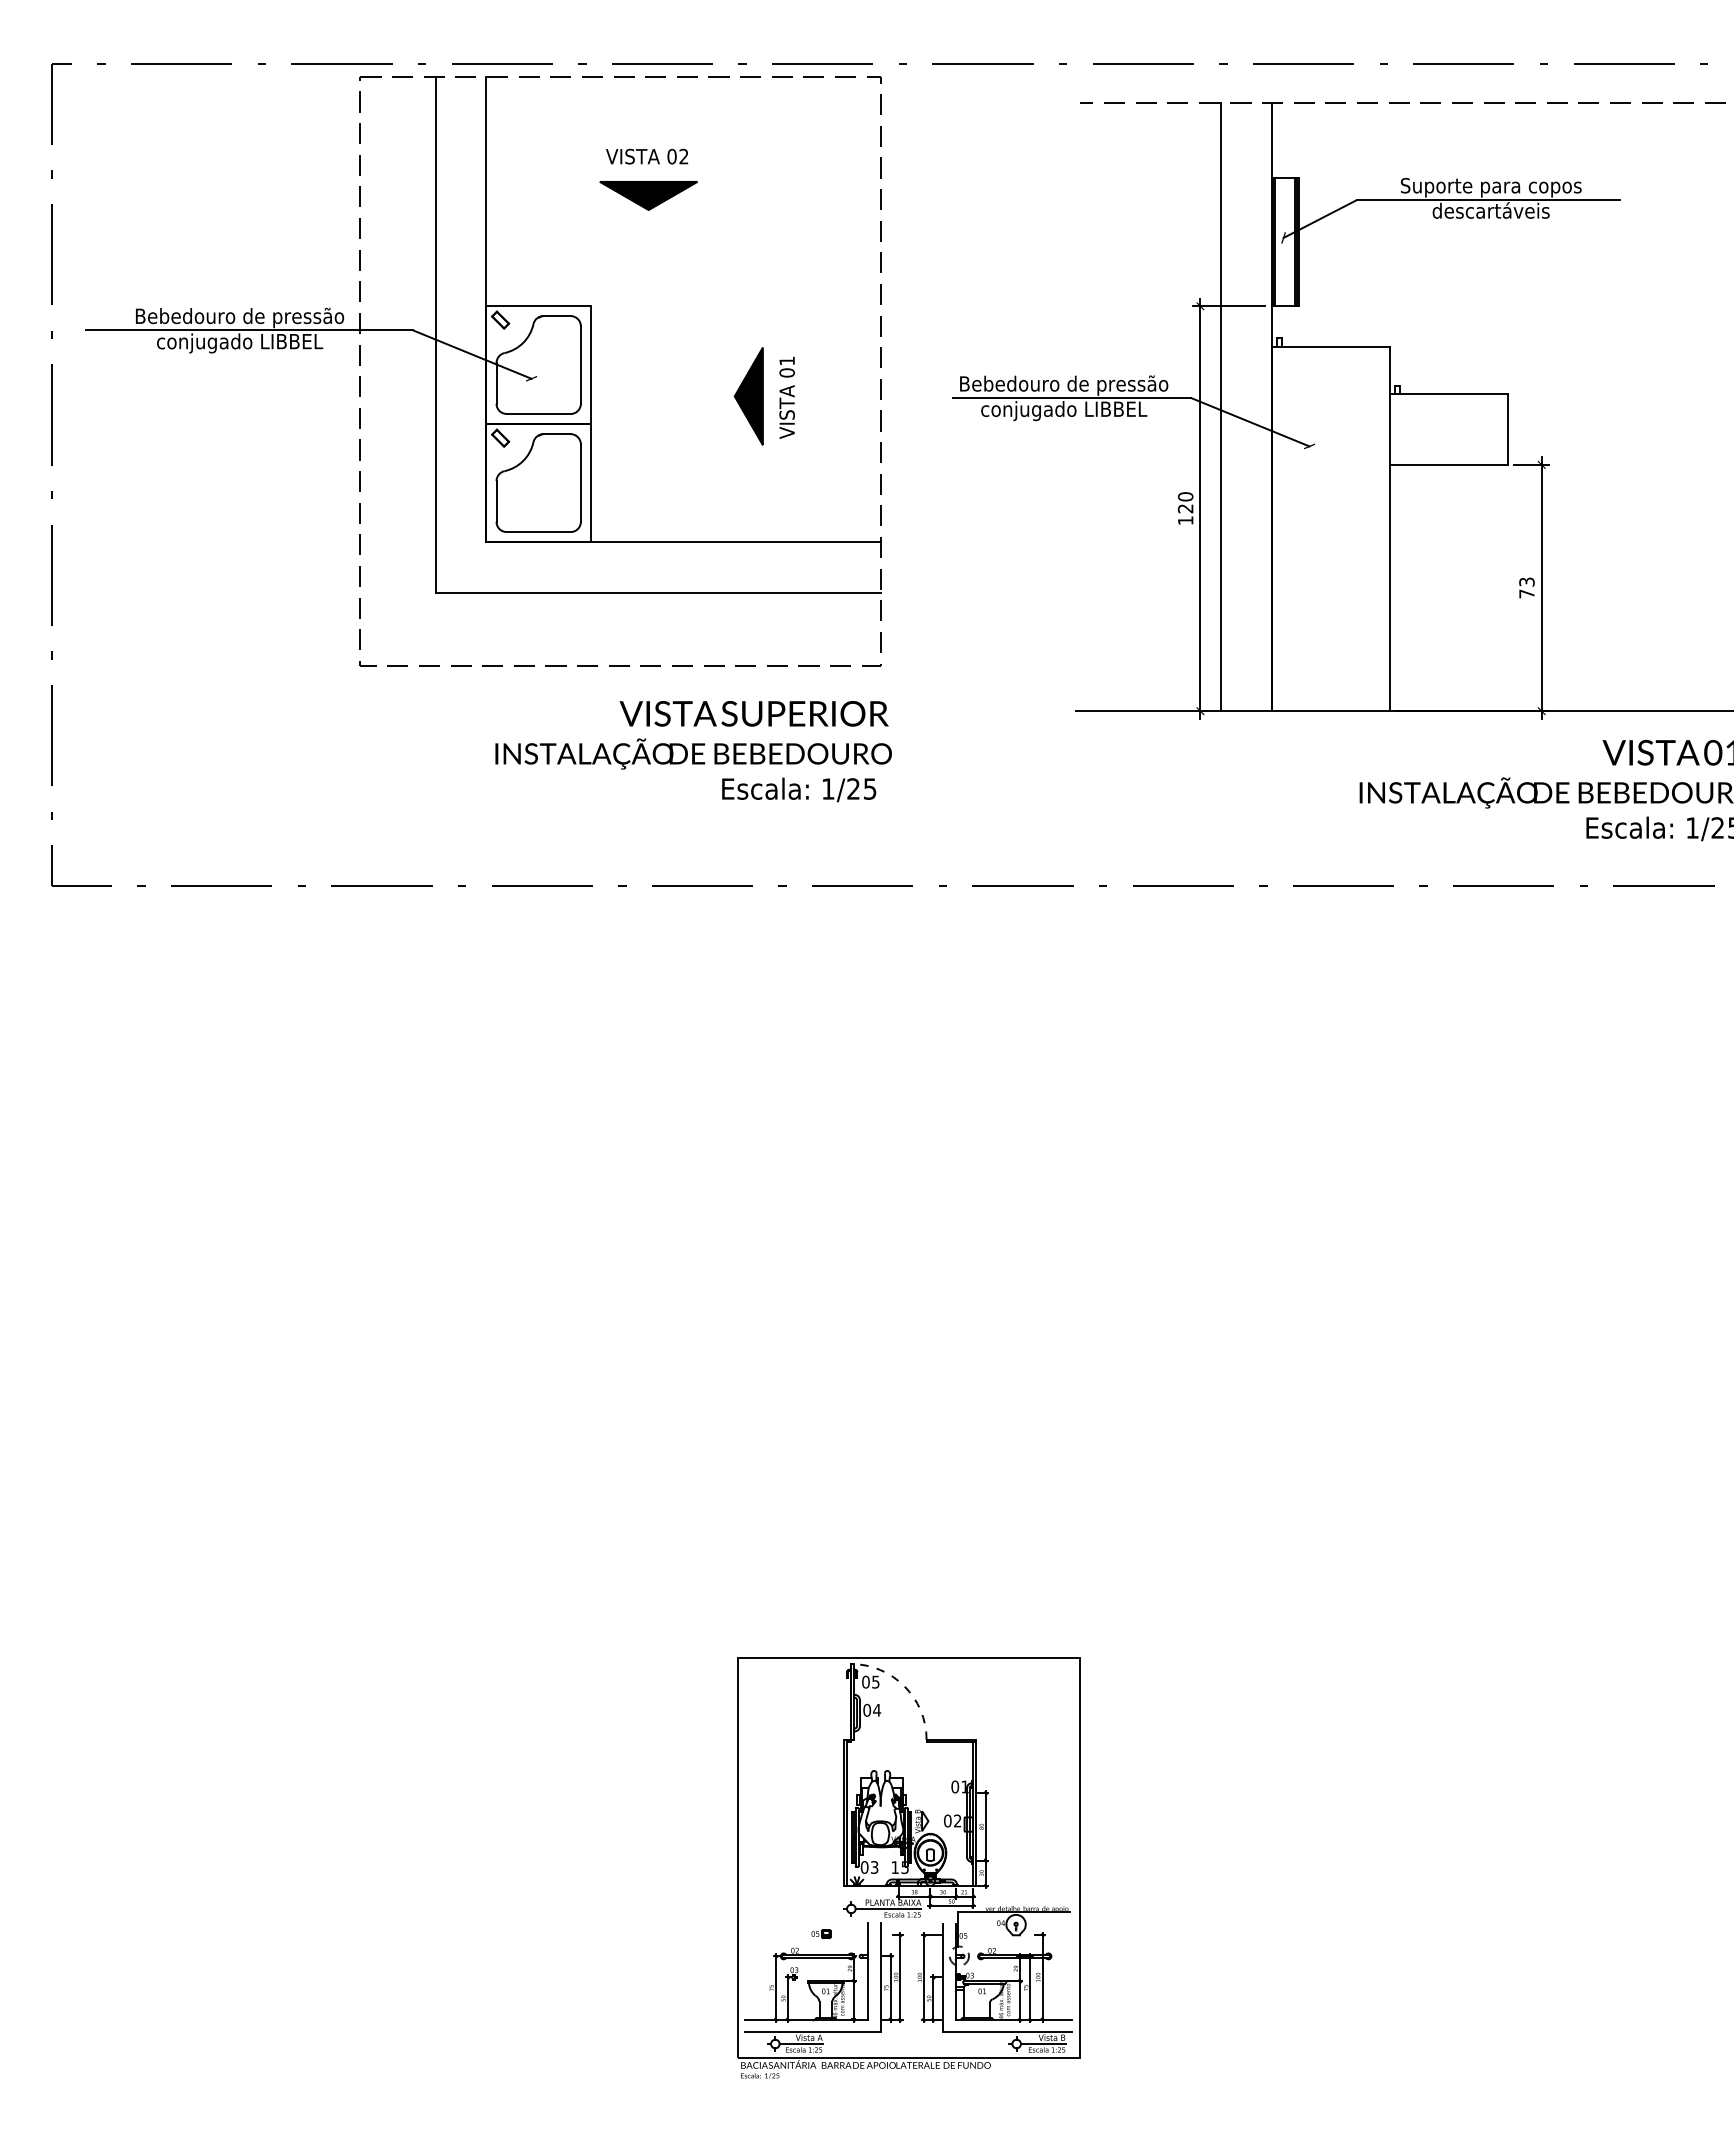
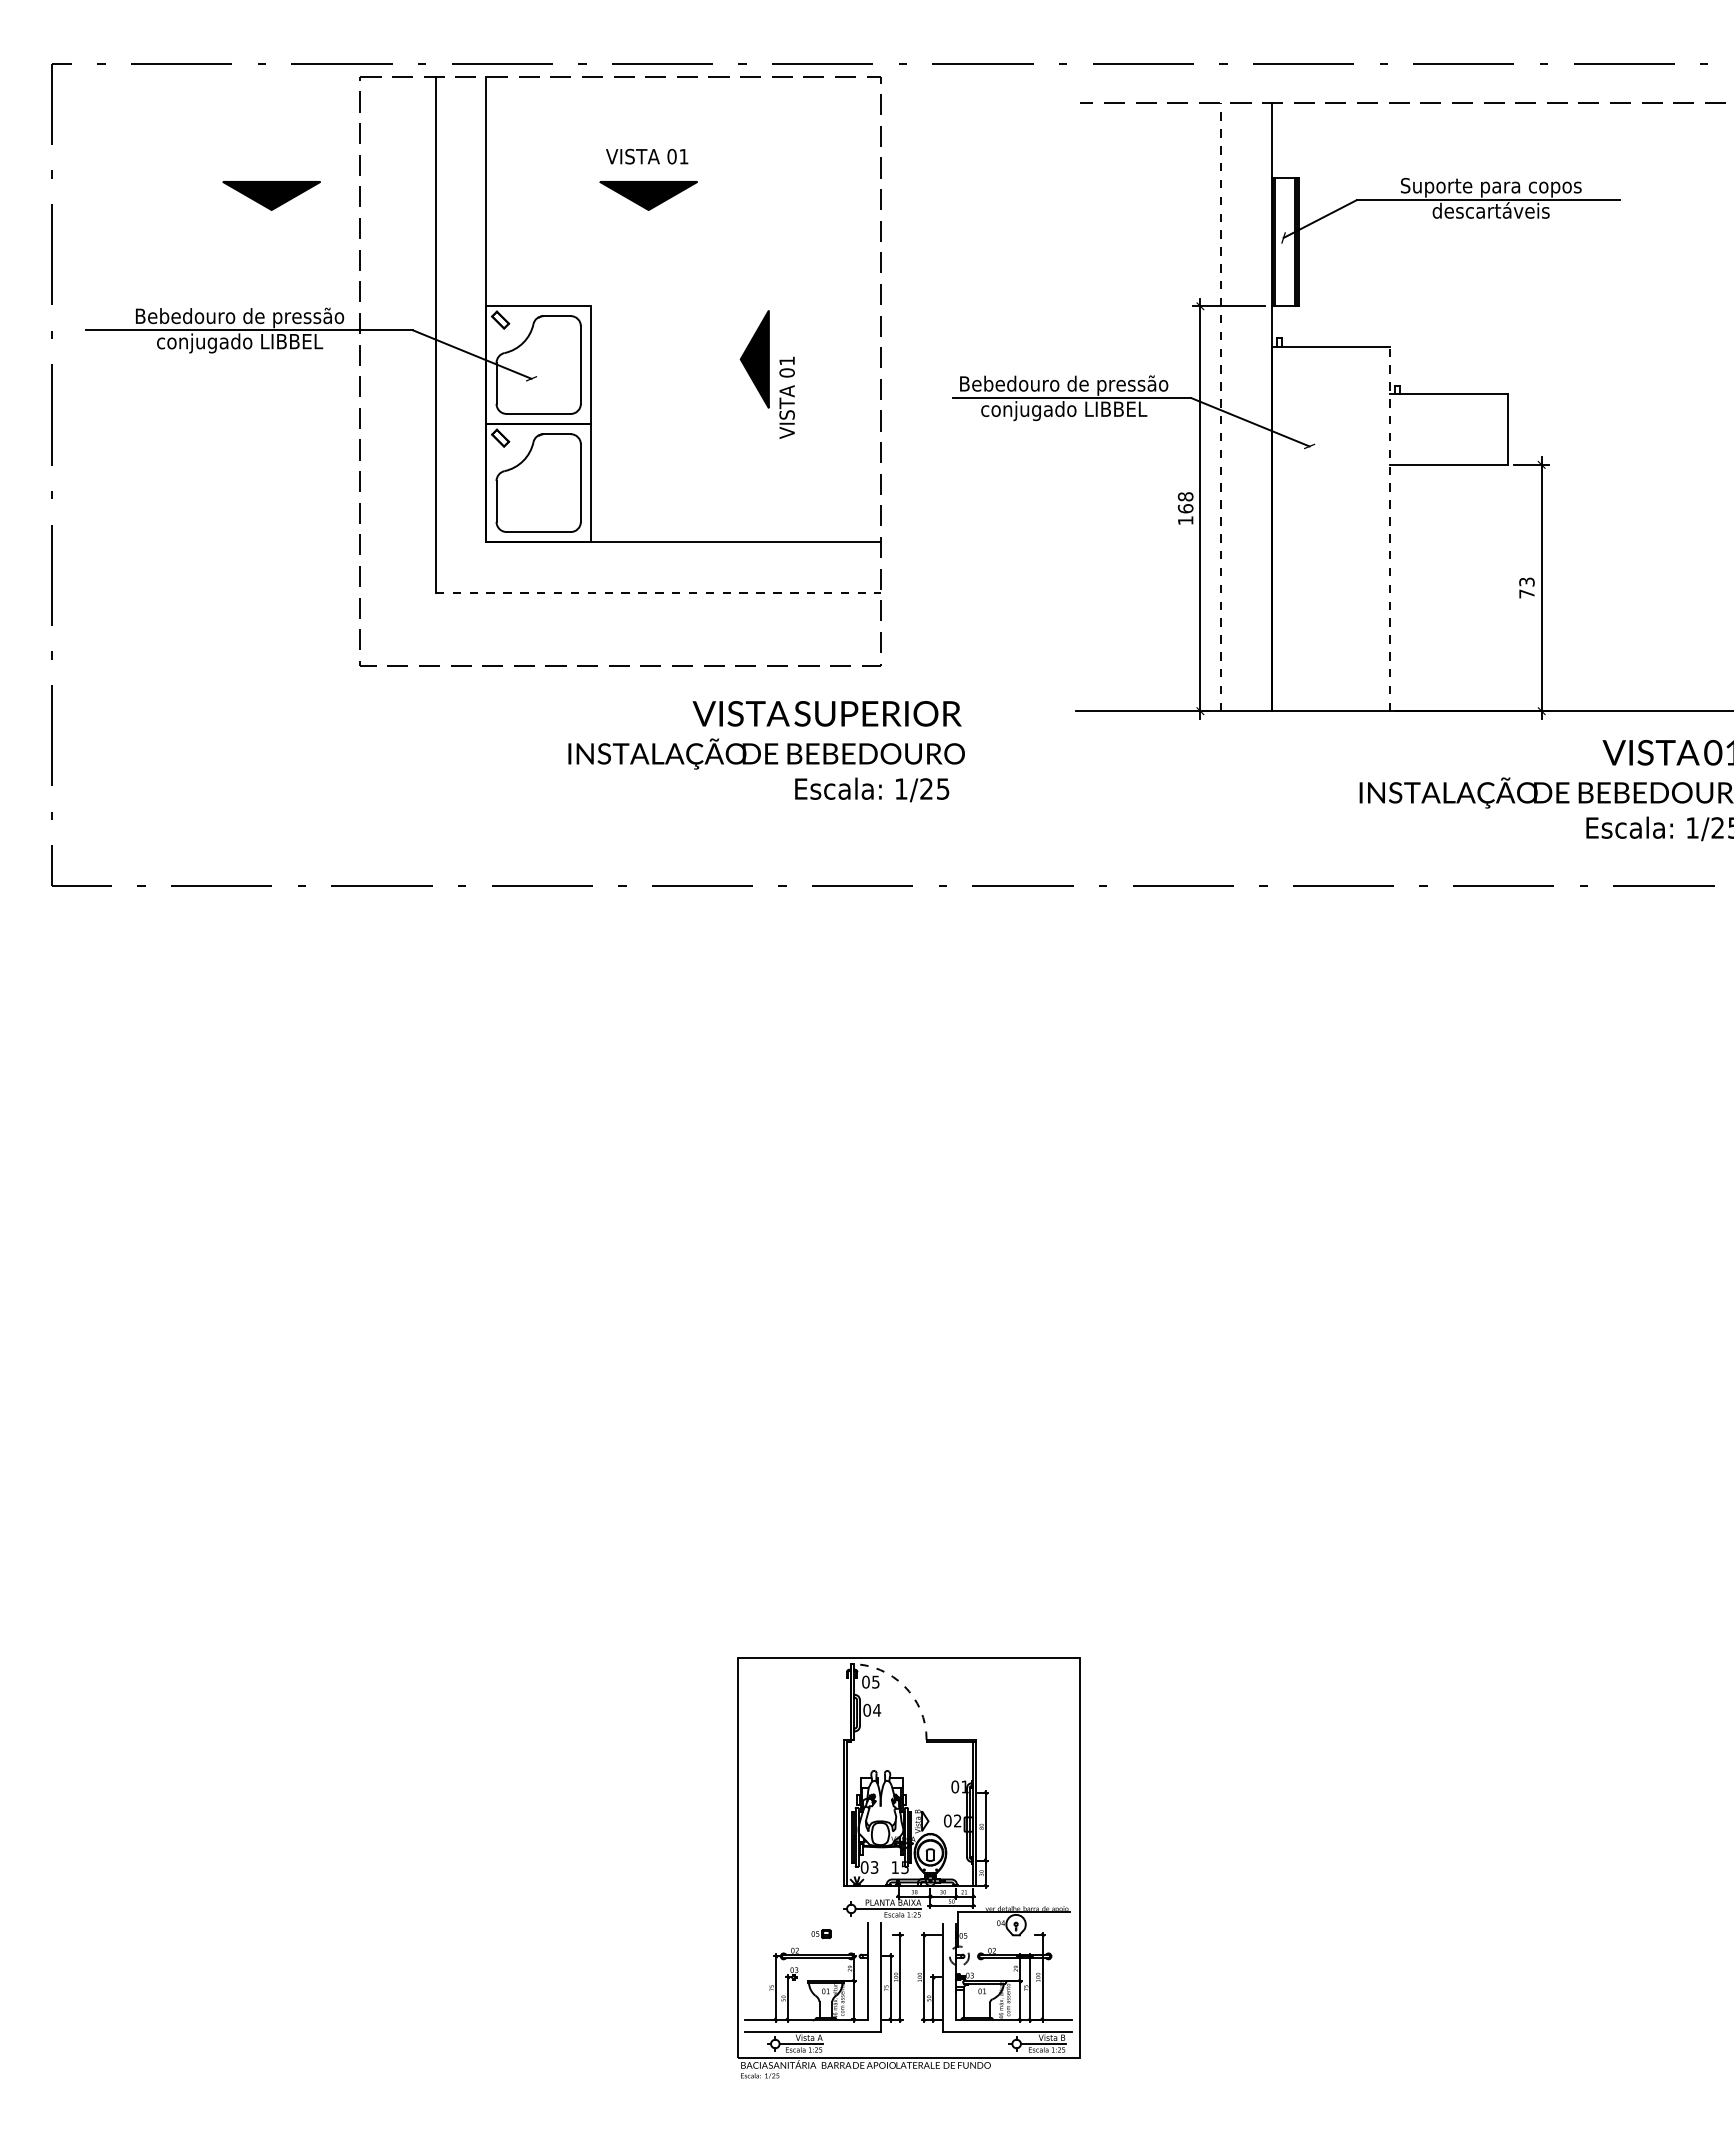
text: 02 -> 01 (683, 156)
part: none -> present (271, 195)
part position: (748, 396) -> (754, 359) (754, 359)
line: solid -> dashed (1220, 407)
text: 120 -> 168 (1185, 502)
line: solid -> dashed (1389, 528)
line: solid -> dashed (658, 592)
text position: (693, 751) -> (766, 751) (766, 751)
